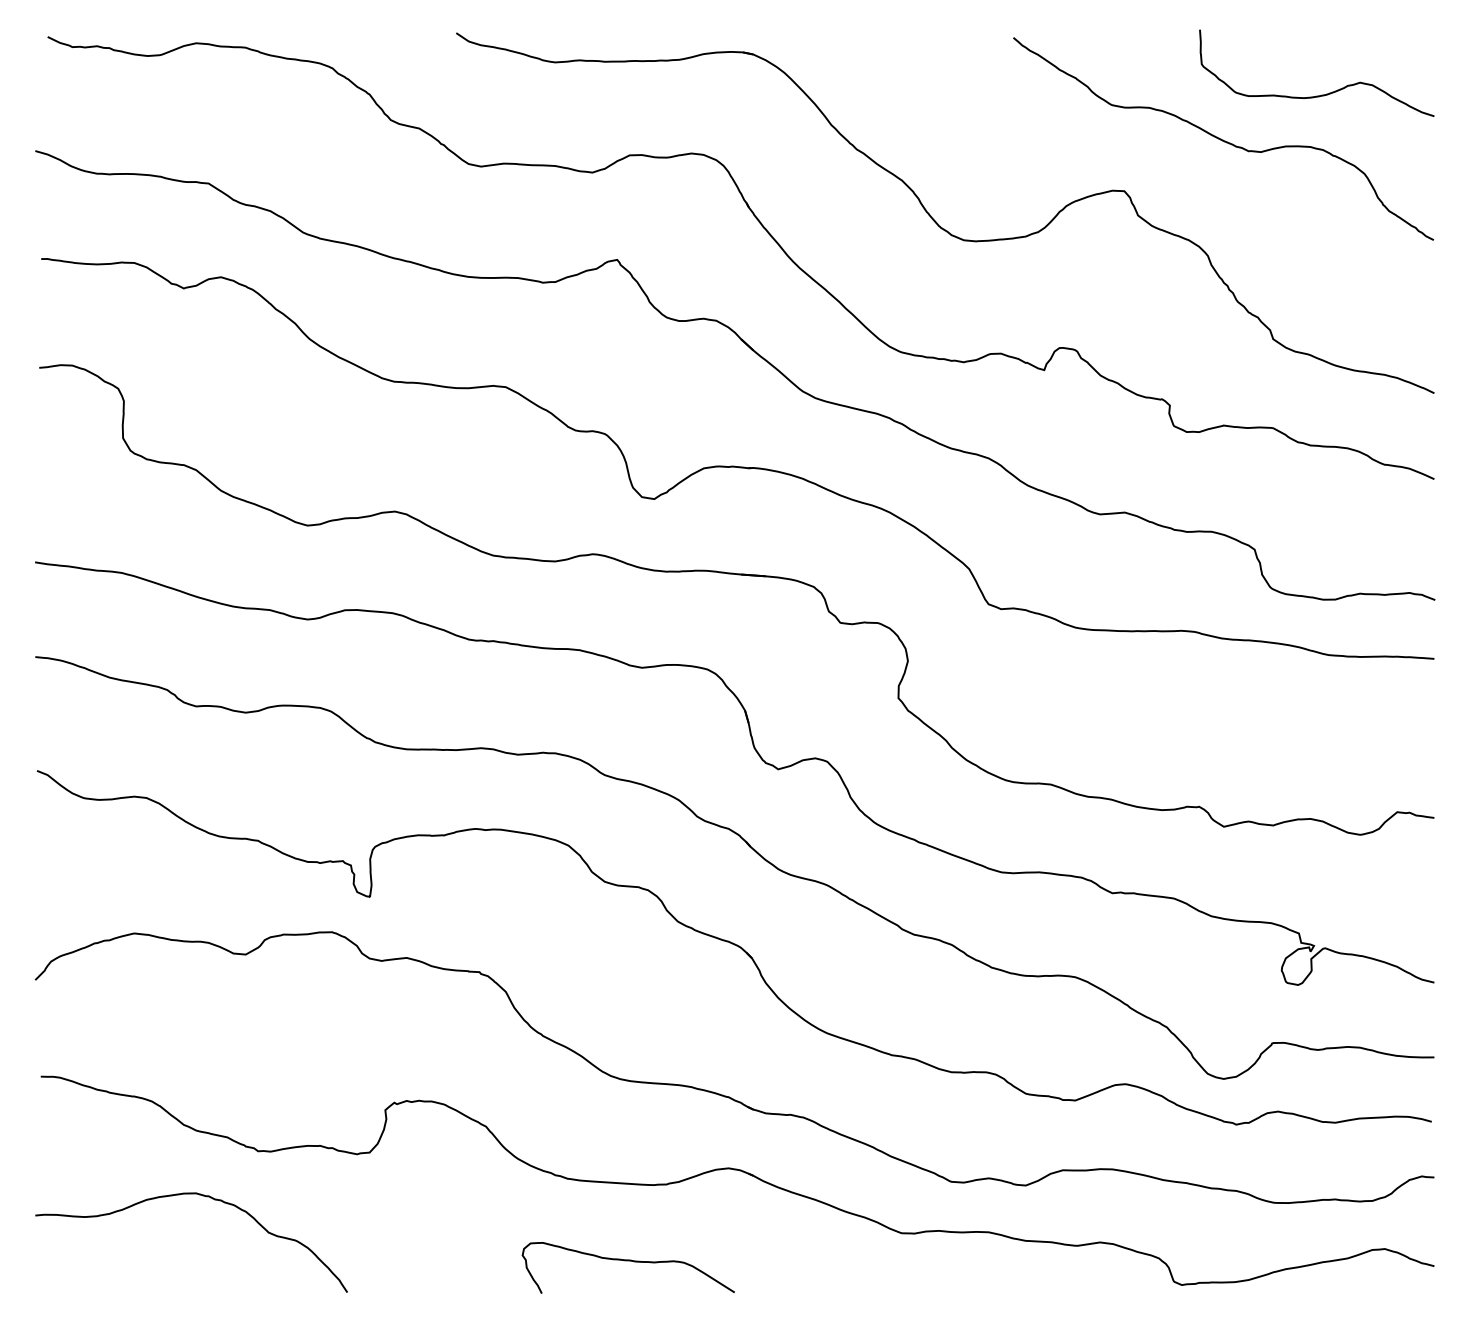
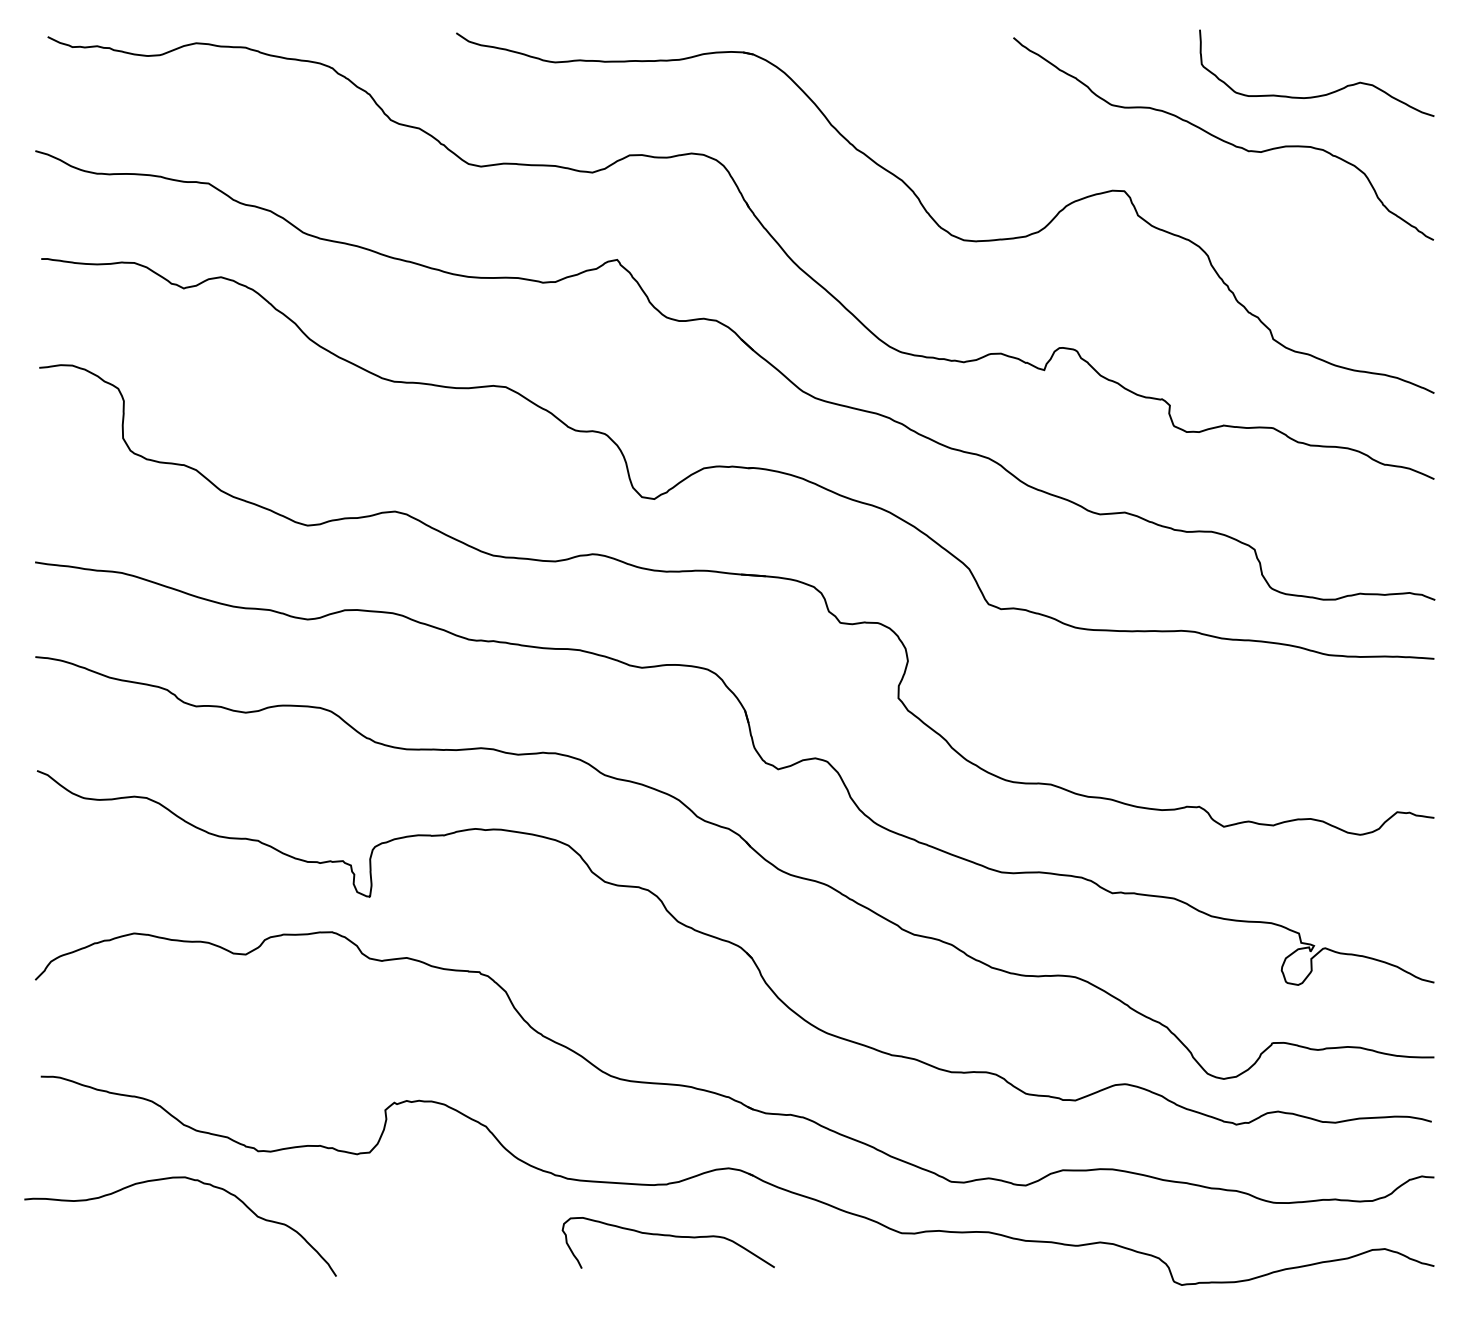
curve position: (202, 1196) -> (191, 1180) (191, 1180)
curve position: (627, 1261) -> (667, 1236) (667, 1236)
